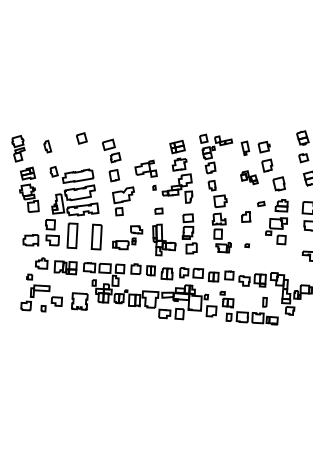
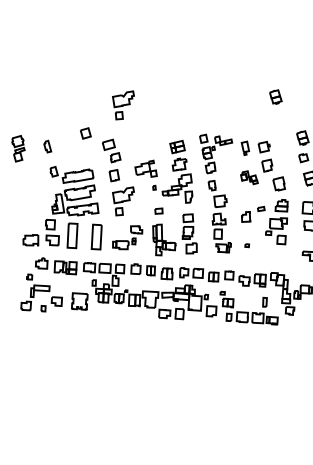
part: none -> present (275, 96)
part: none -> present (123, 105)
part position: (81, 138) -> (85, 133) (85, 133)
part: present -> none (29, 189)
part position: (261, 203) -> (261, 208) (261, 208)
